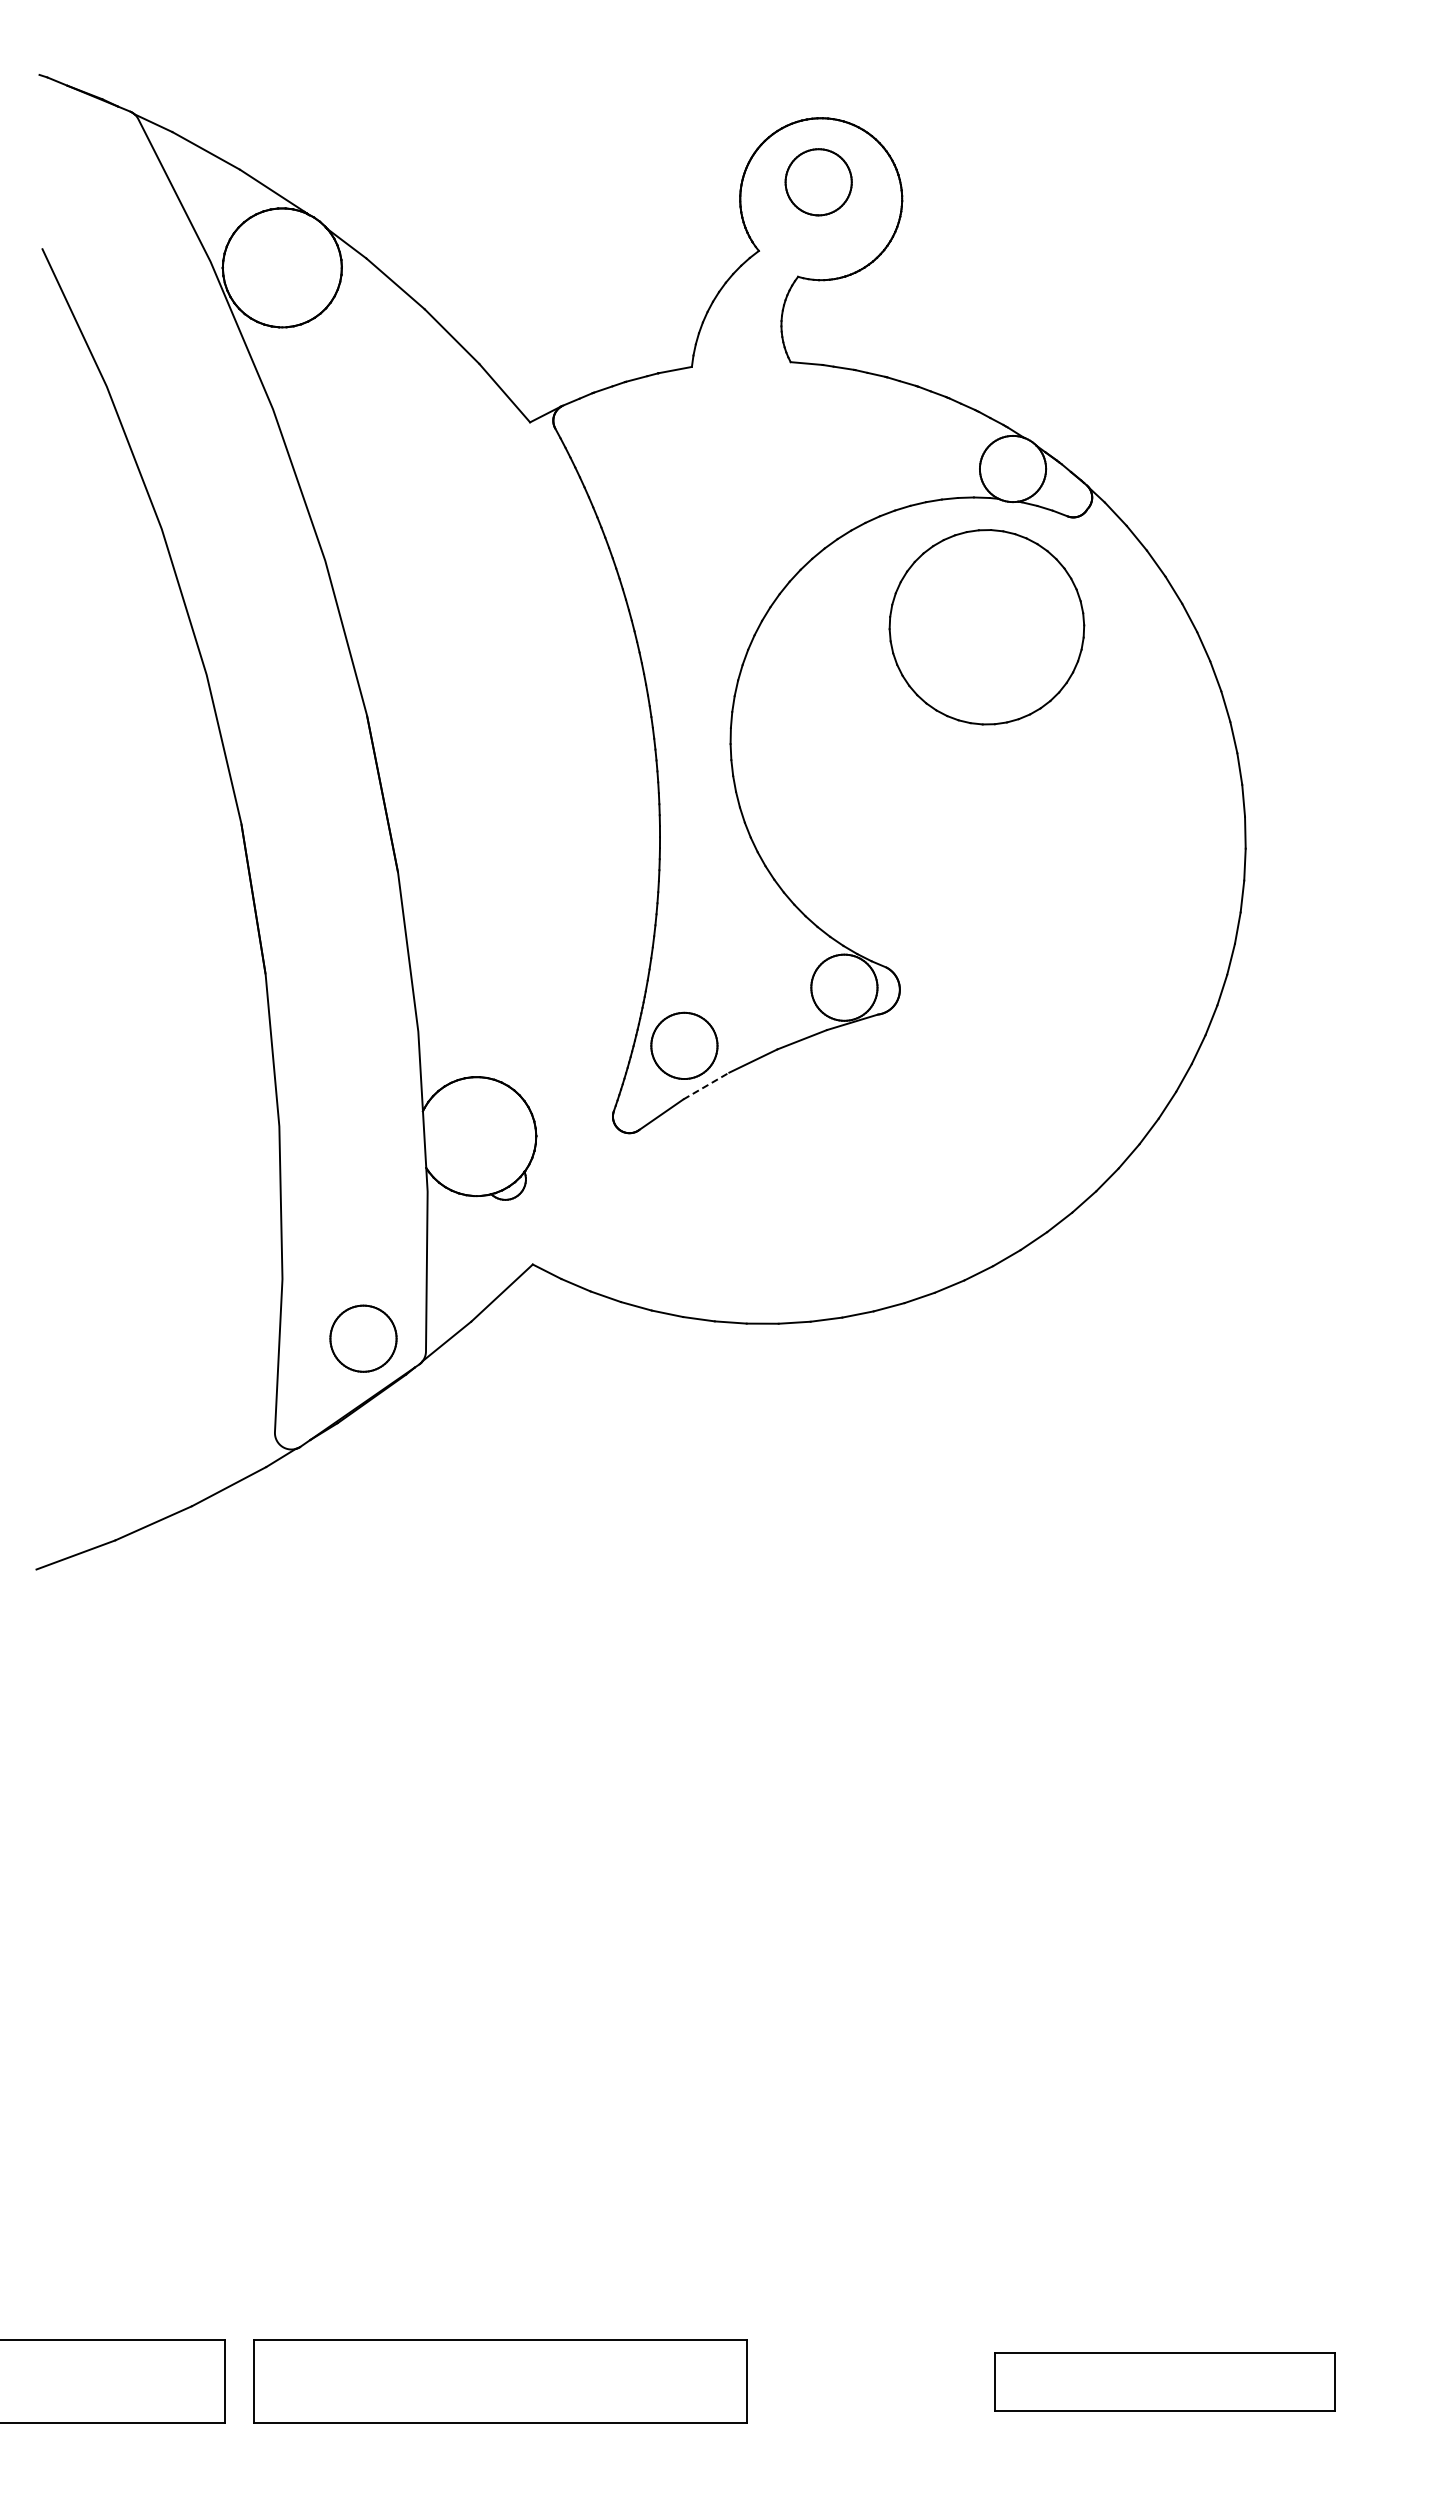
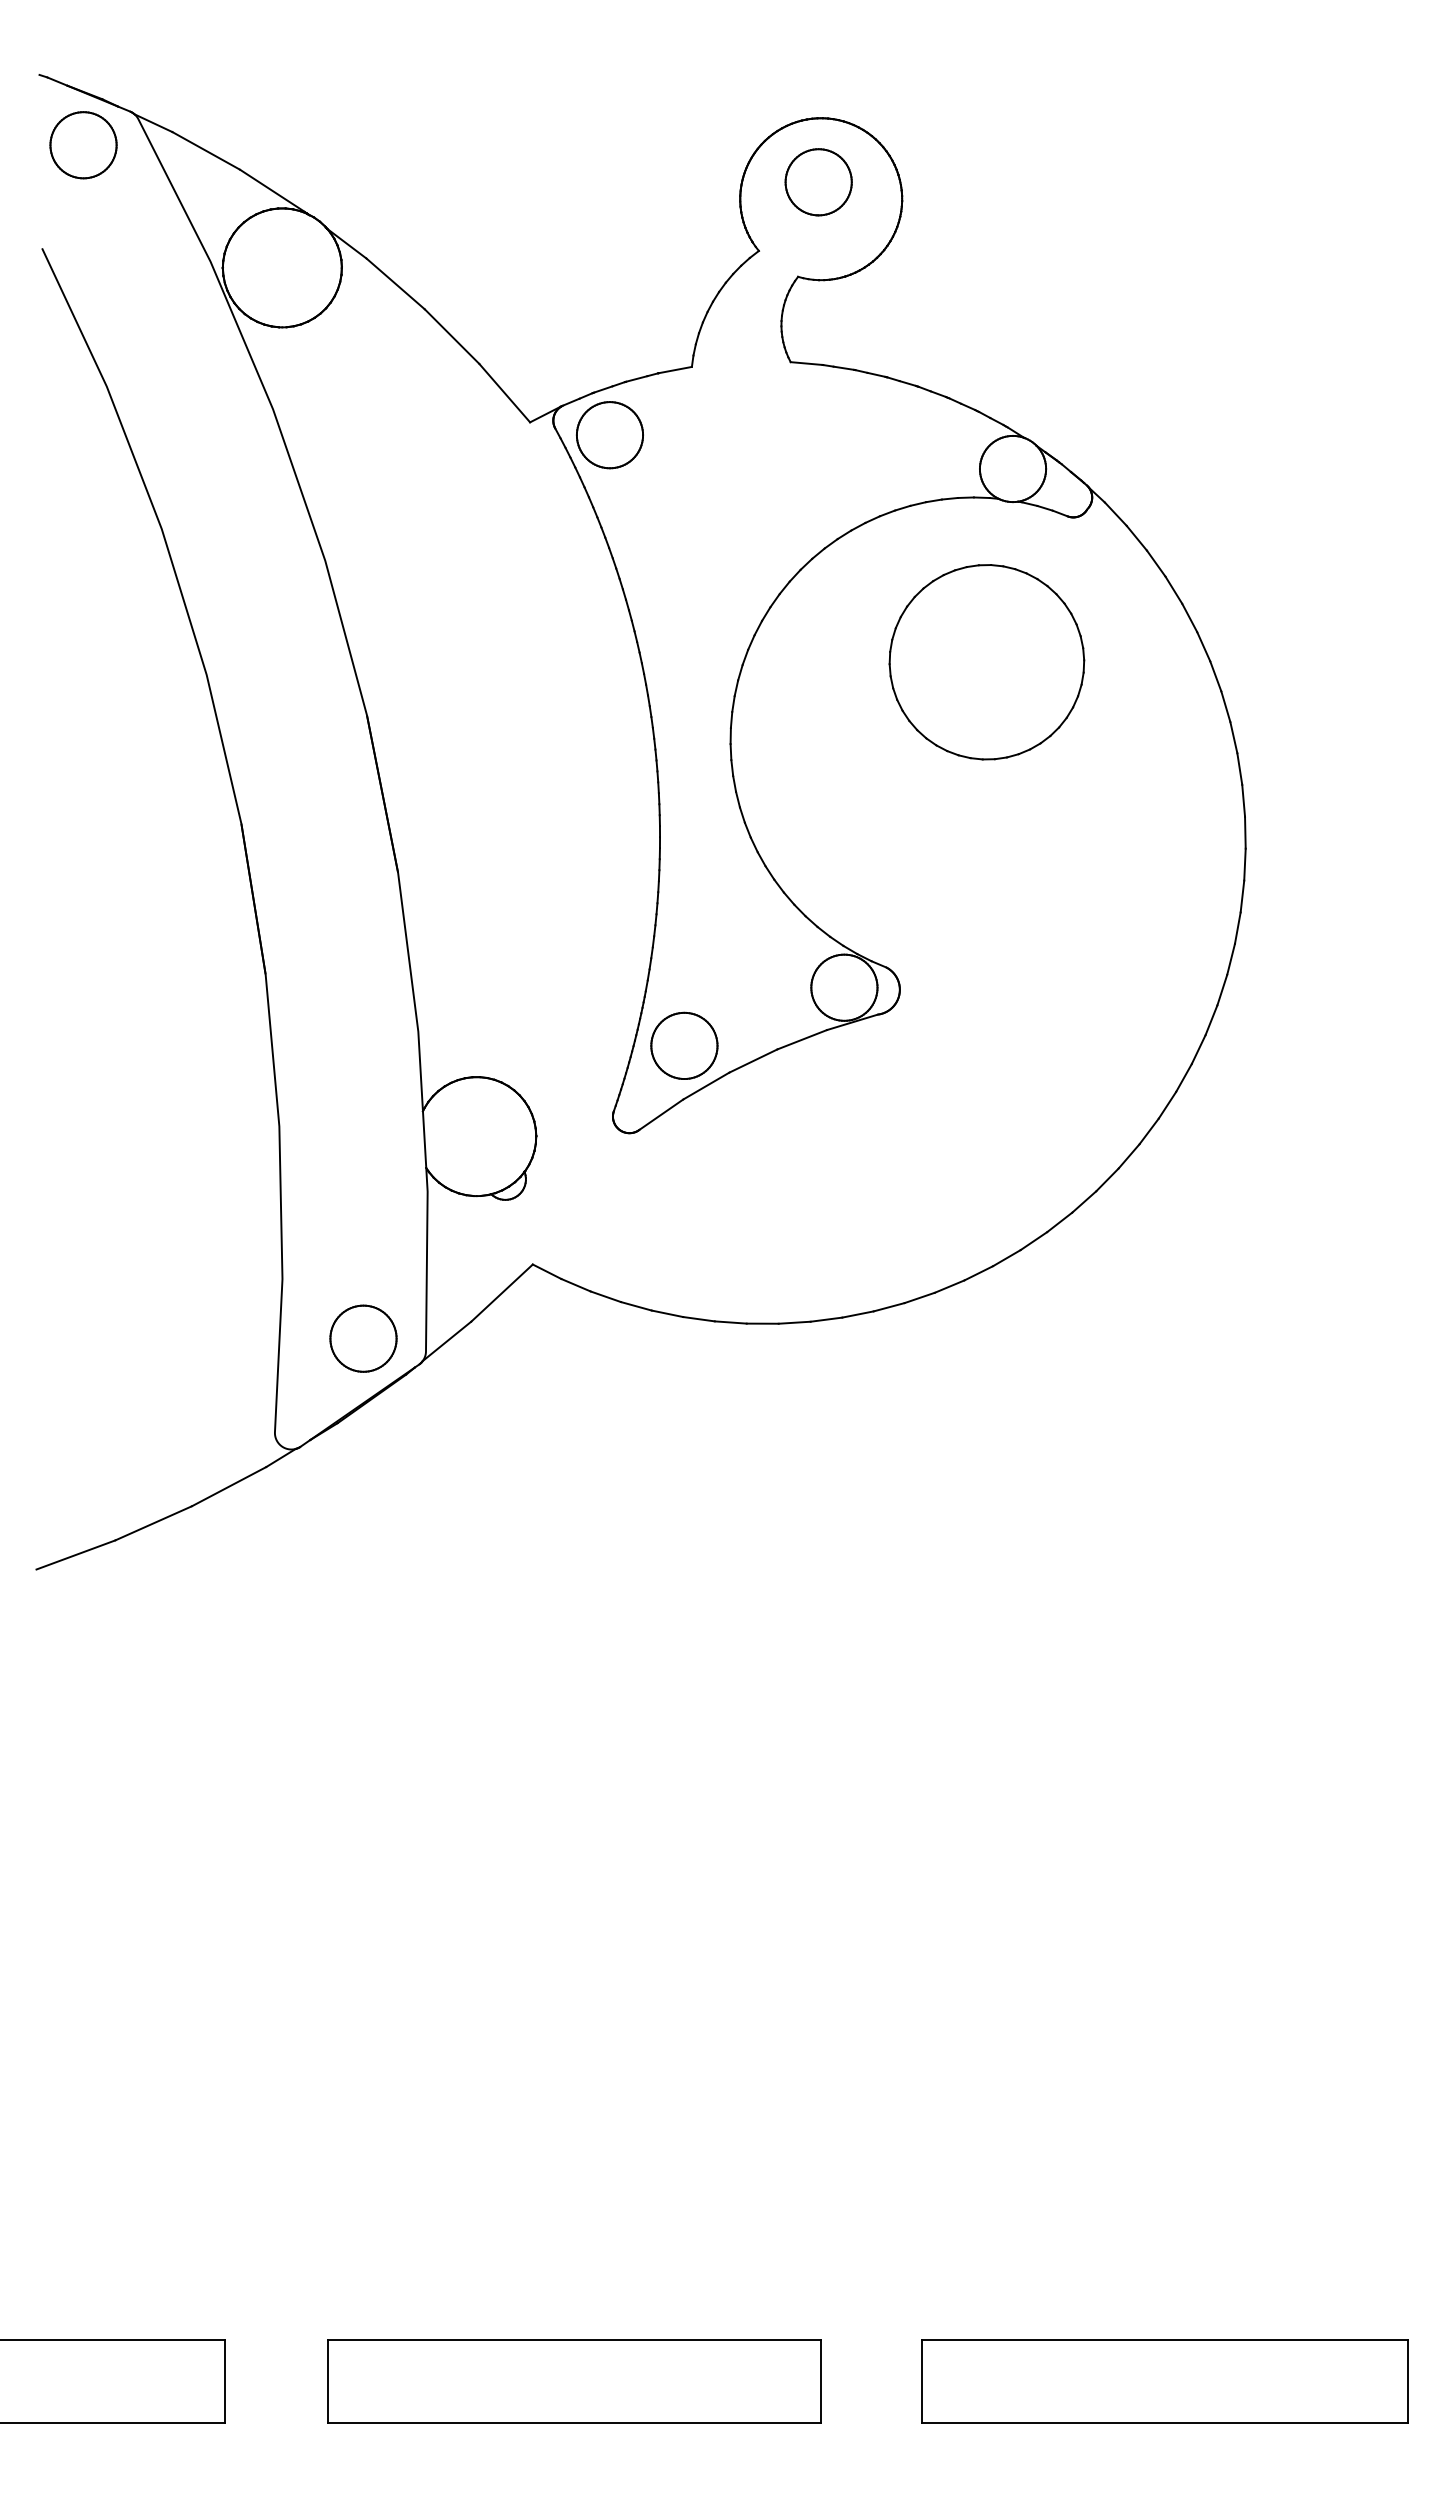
part: none -> present (83, 145)
part: none -> present (609, 435)
part position: (986, 627) -> (986, 662) (986, 662)
line: dashed -> solid (706, 1086)
part position: (500, 2381) -> (574, 2381) (574, 2381)
part size: 342x60 px -> 488x85 px (1164, 2381)
